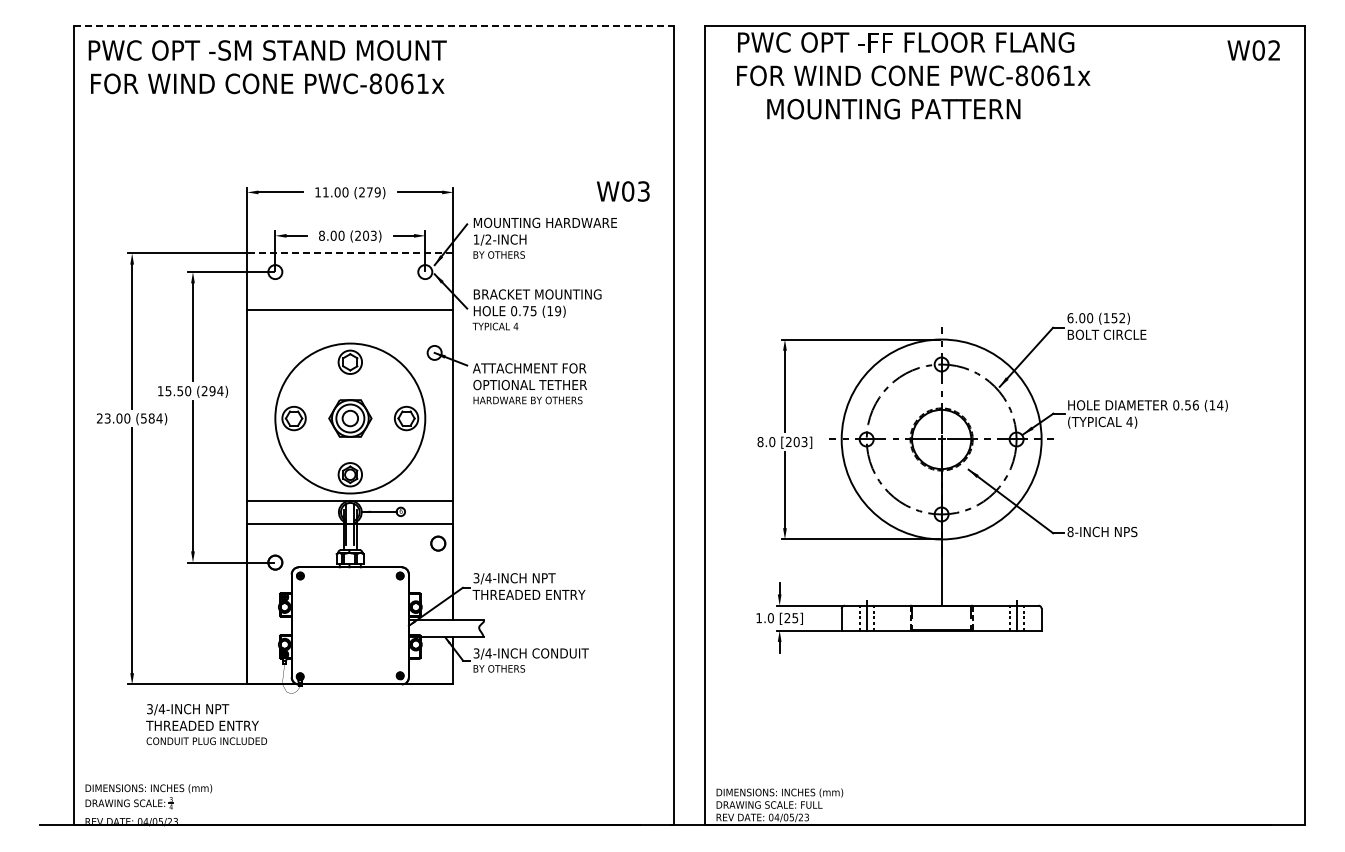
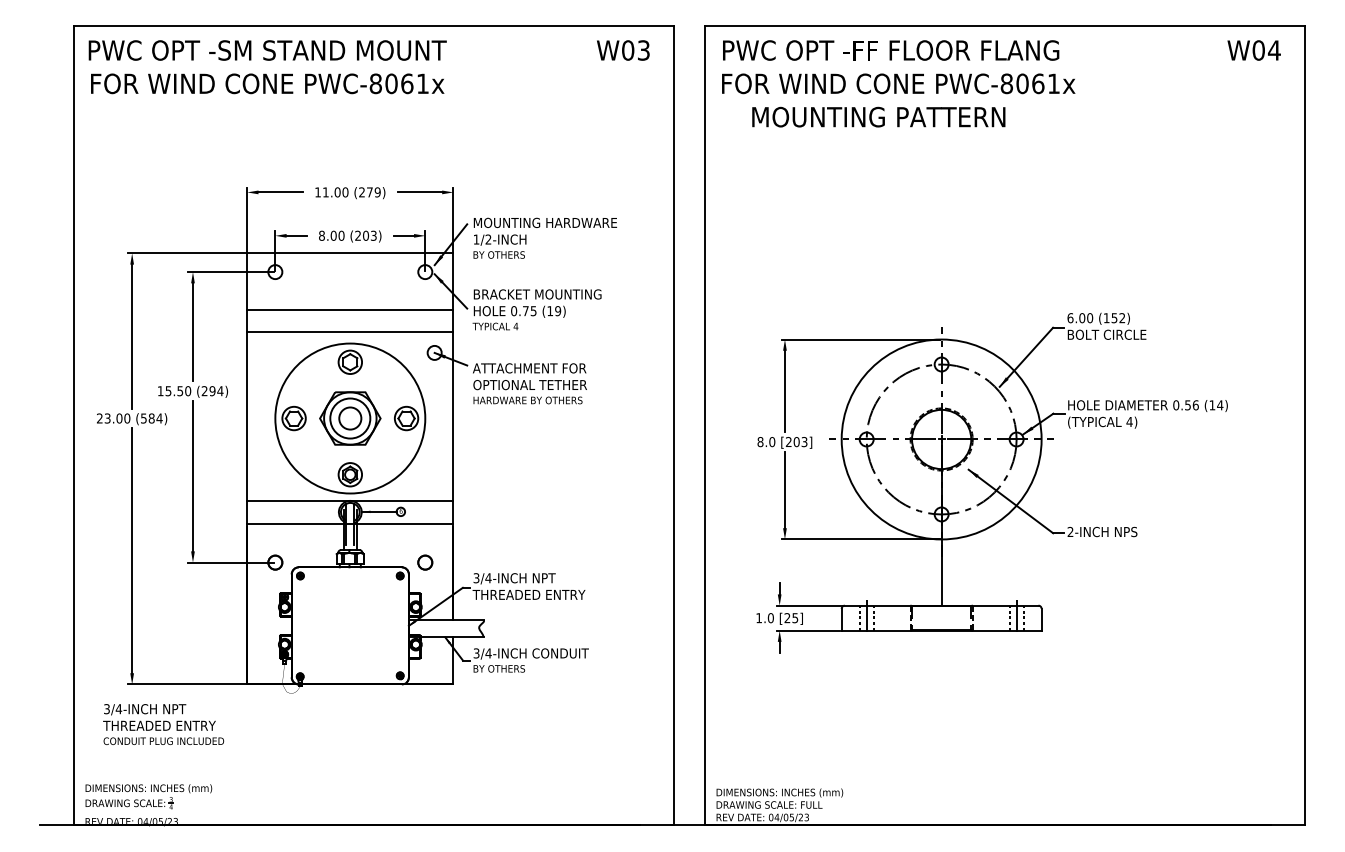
line: dashed -> solid (373, 25)
text: W02 -> W04 (1273, 50)
text position: (913, 75) -> (898, 83) (898, 83)
text position: (623, 191) -> (623, 50) (623, 50)
line: dashed -> solid (349, 253)
line: none -> present (350, 332)
part size: 45x39 px -> 63x55 px (350, 418)
text: 8-INCH -> 2-INCH (1070, 532)
circle position: (438, 543) -> (425, 562) (425, 562)
text position: (206, 724) -> (163, 724) (163, 724)
